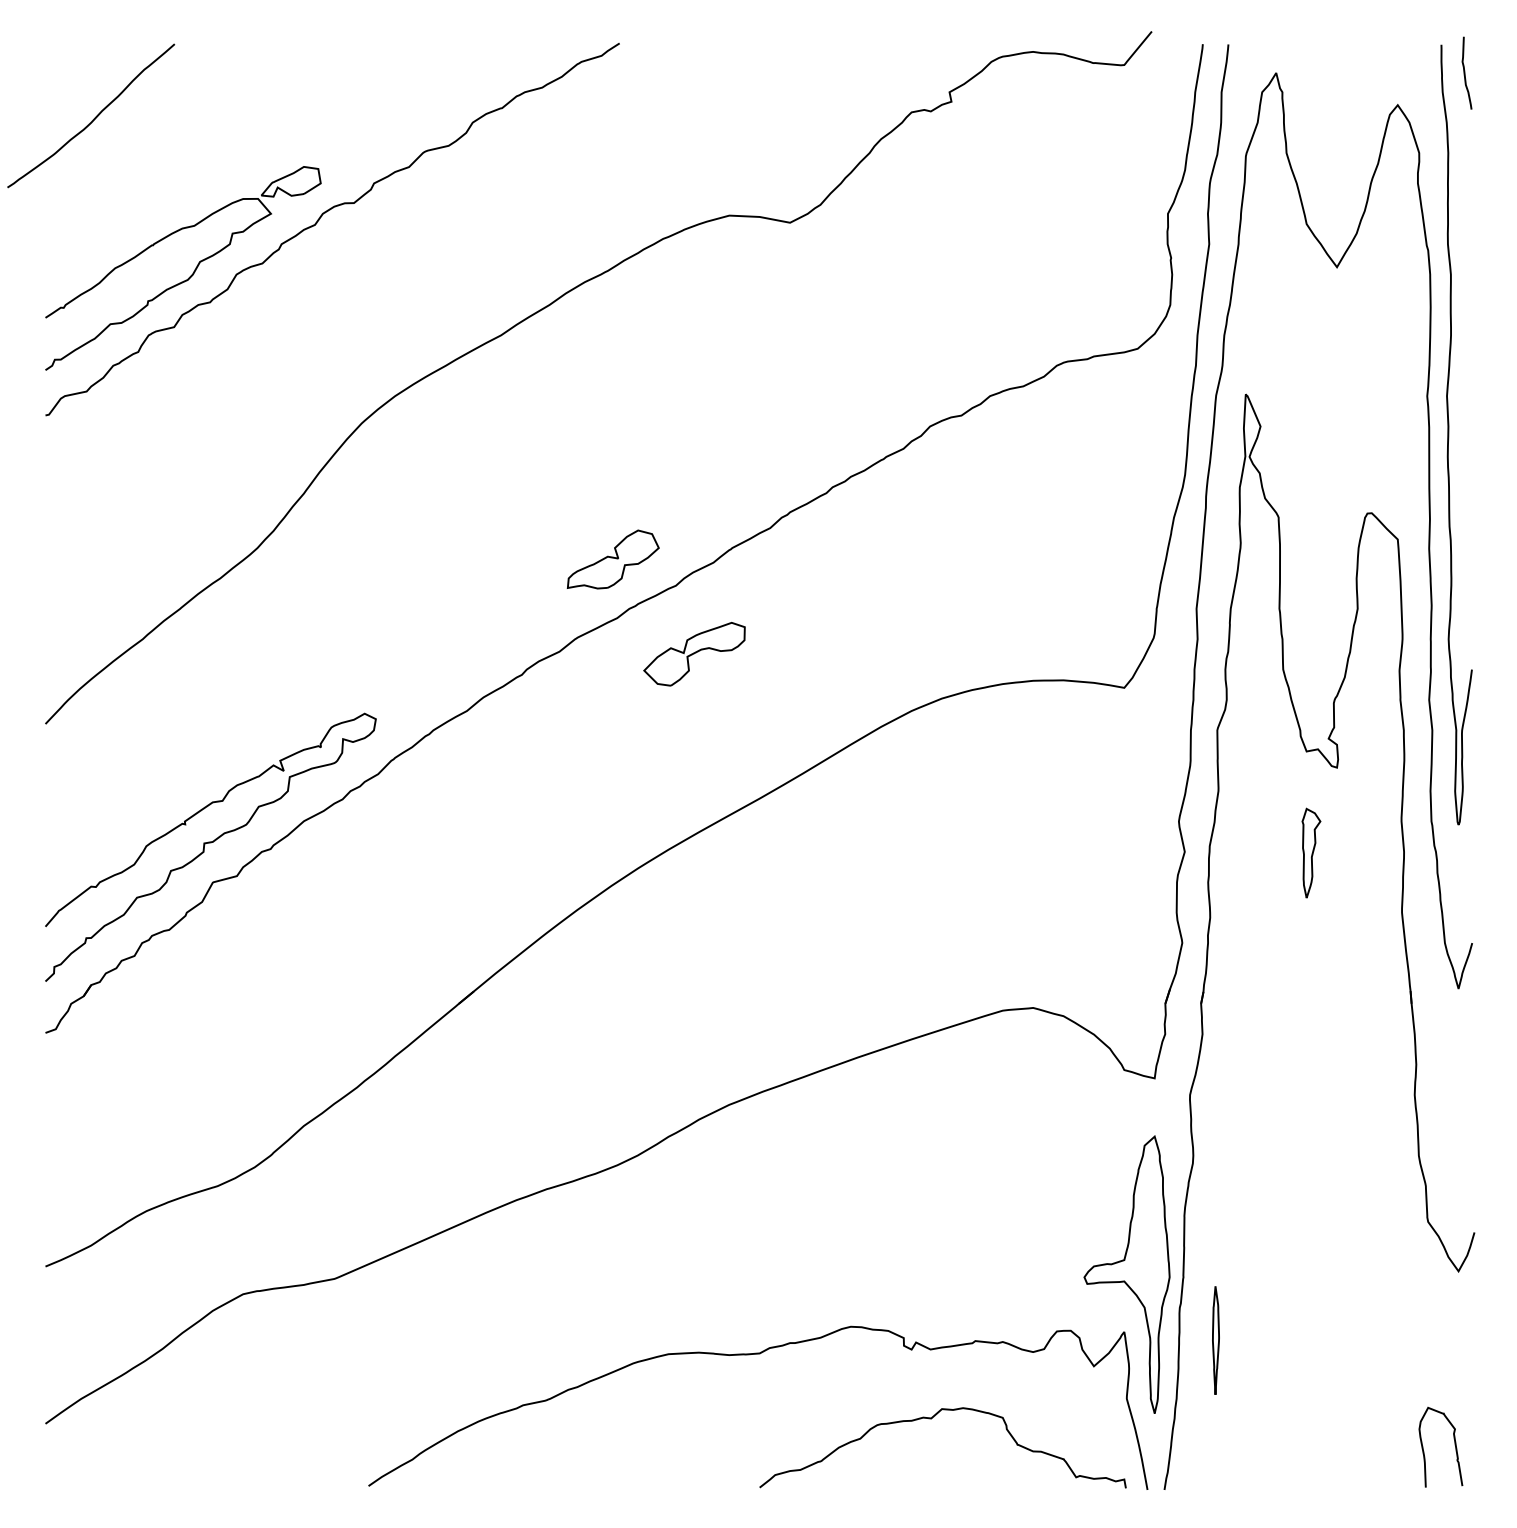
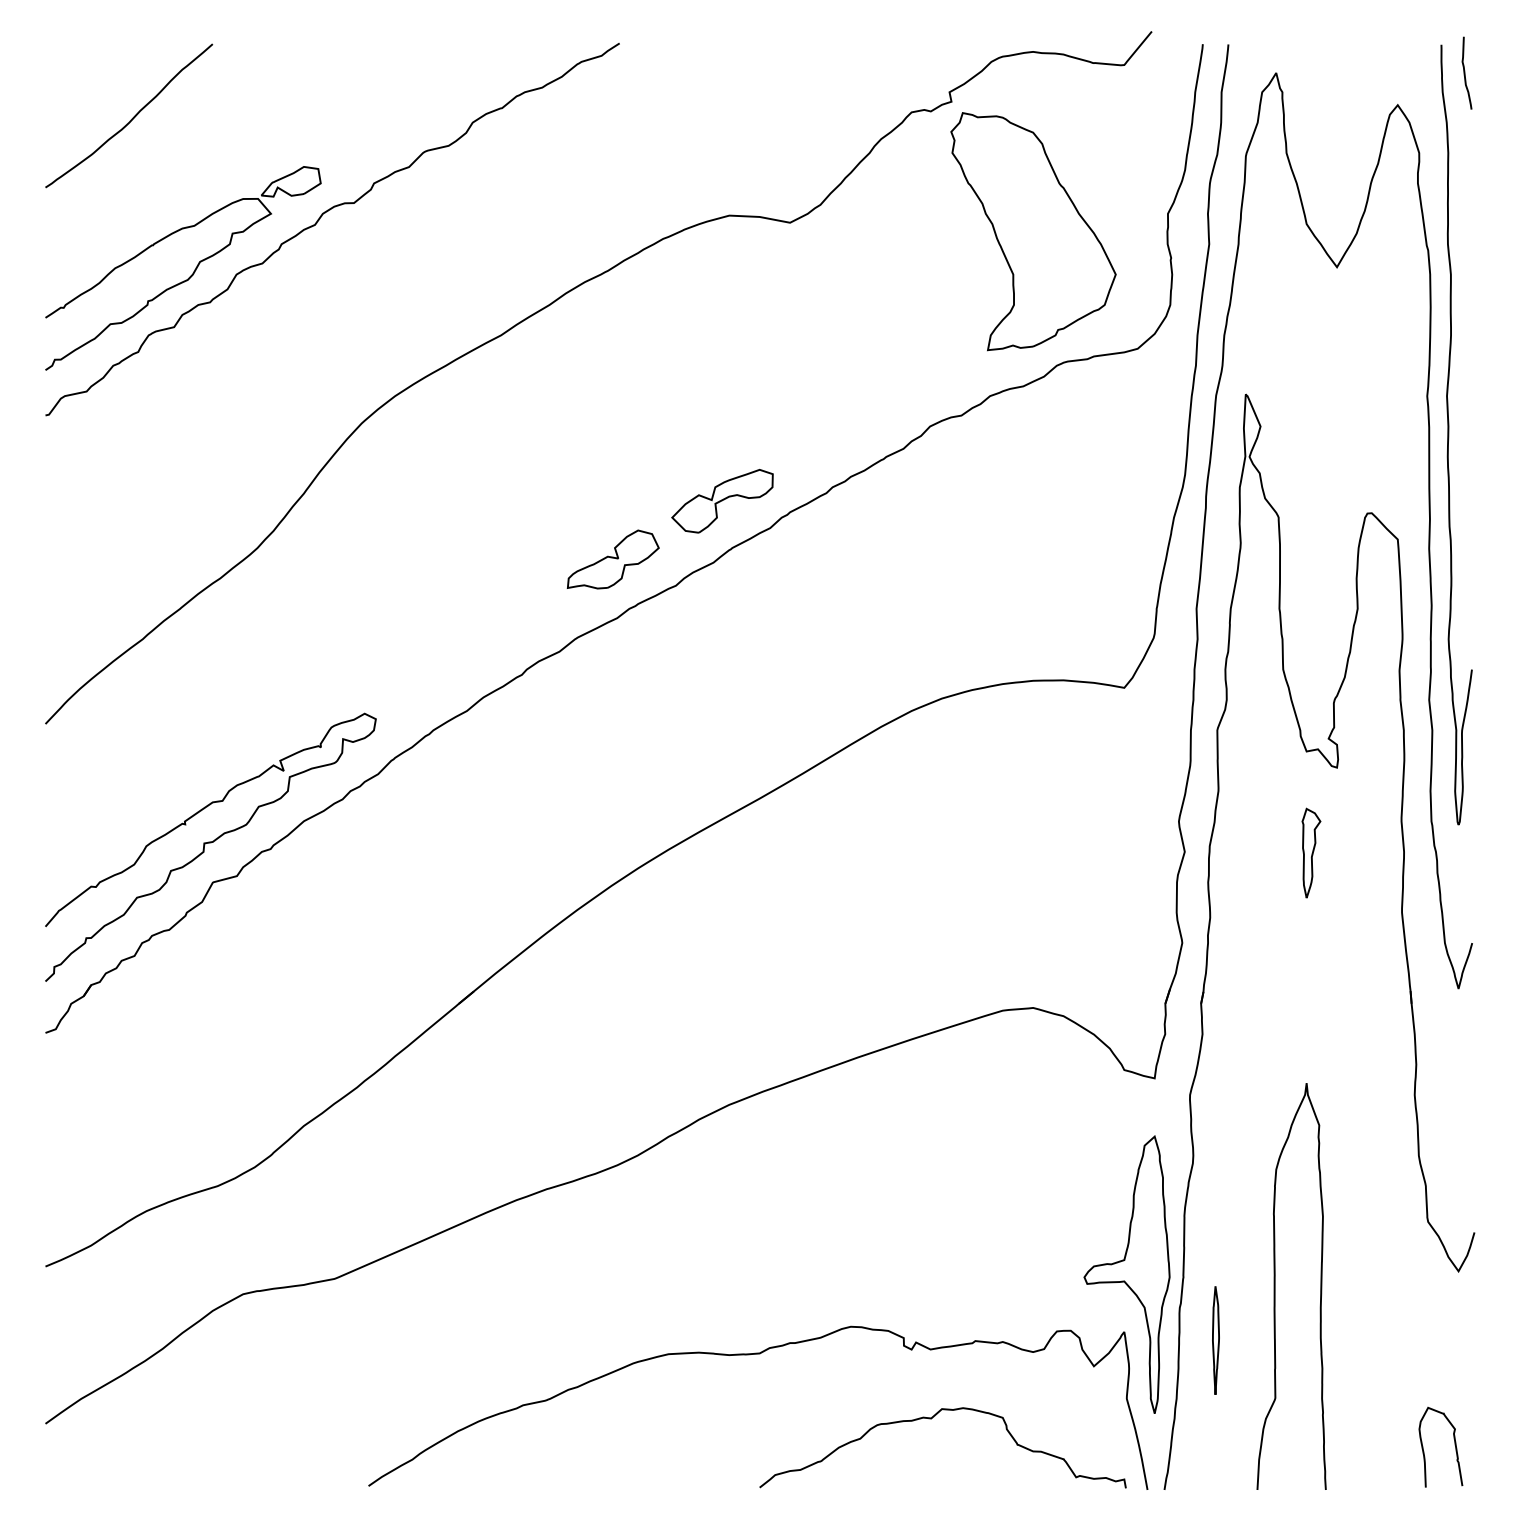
curve position: (94, 117) -> (132, 117) (132, 117)
part: none -> present (1033, 231)
part position: (694, 654) -> (722, 501) (722, 501)
curve: none -> present (1275, 1286)
